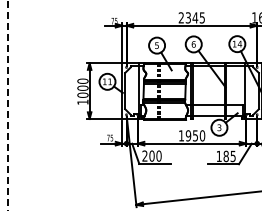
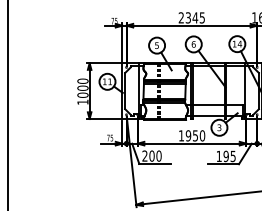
line: dashed -> solid (7, 105)
text: 185 -> 195 (225, 156)
